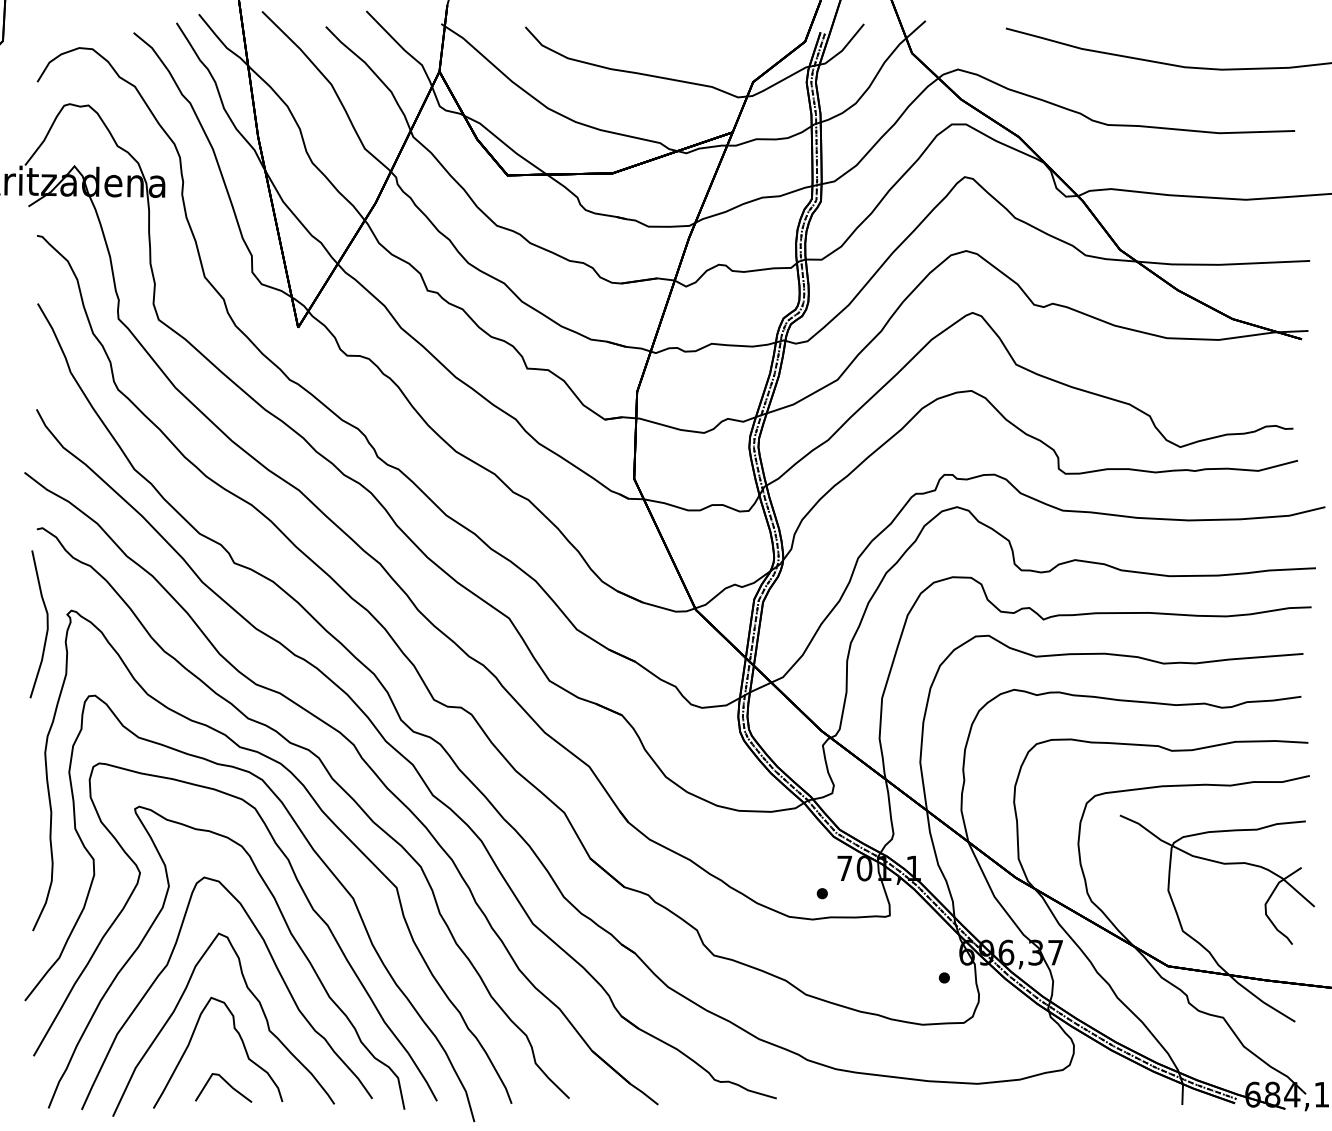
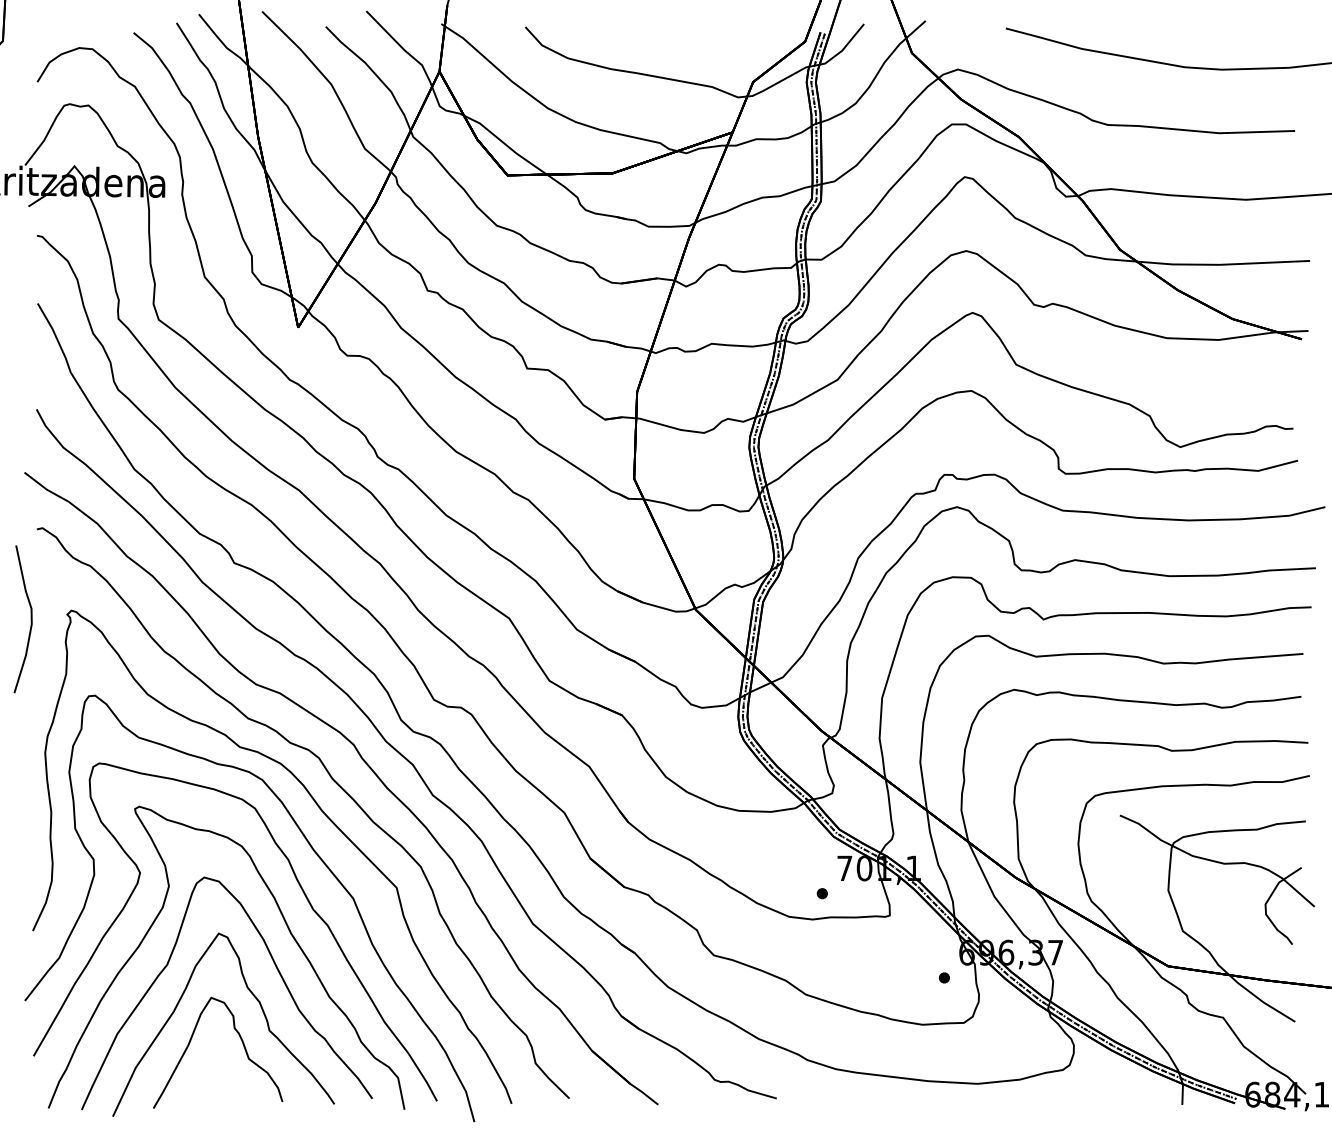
curve position: (46, 624) -> (30, 619) (30, 619)
line: present -> none (226, 1083)
